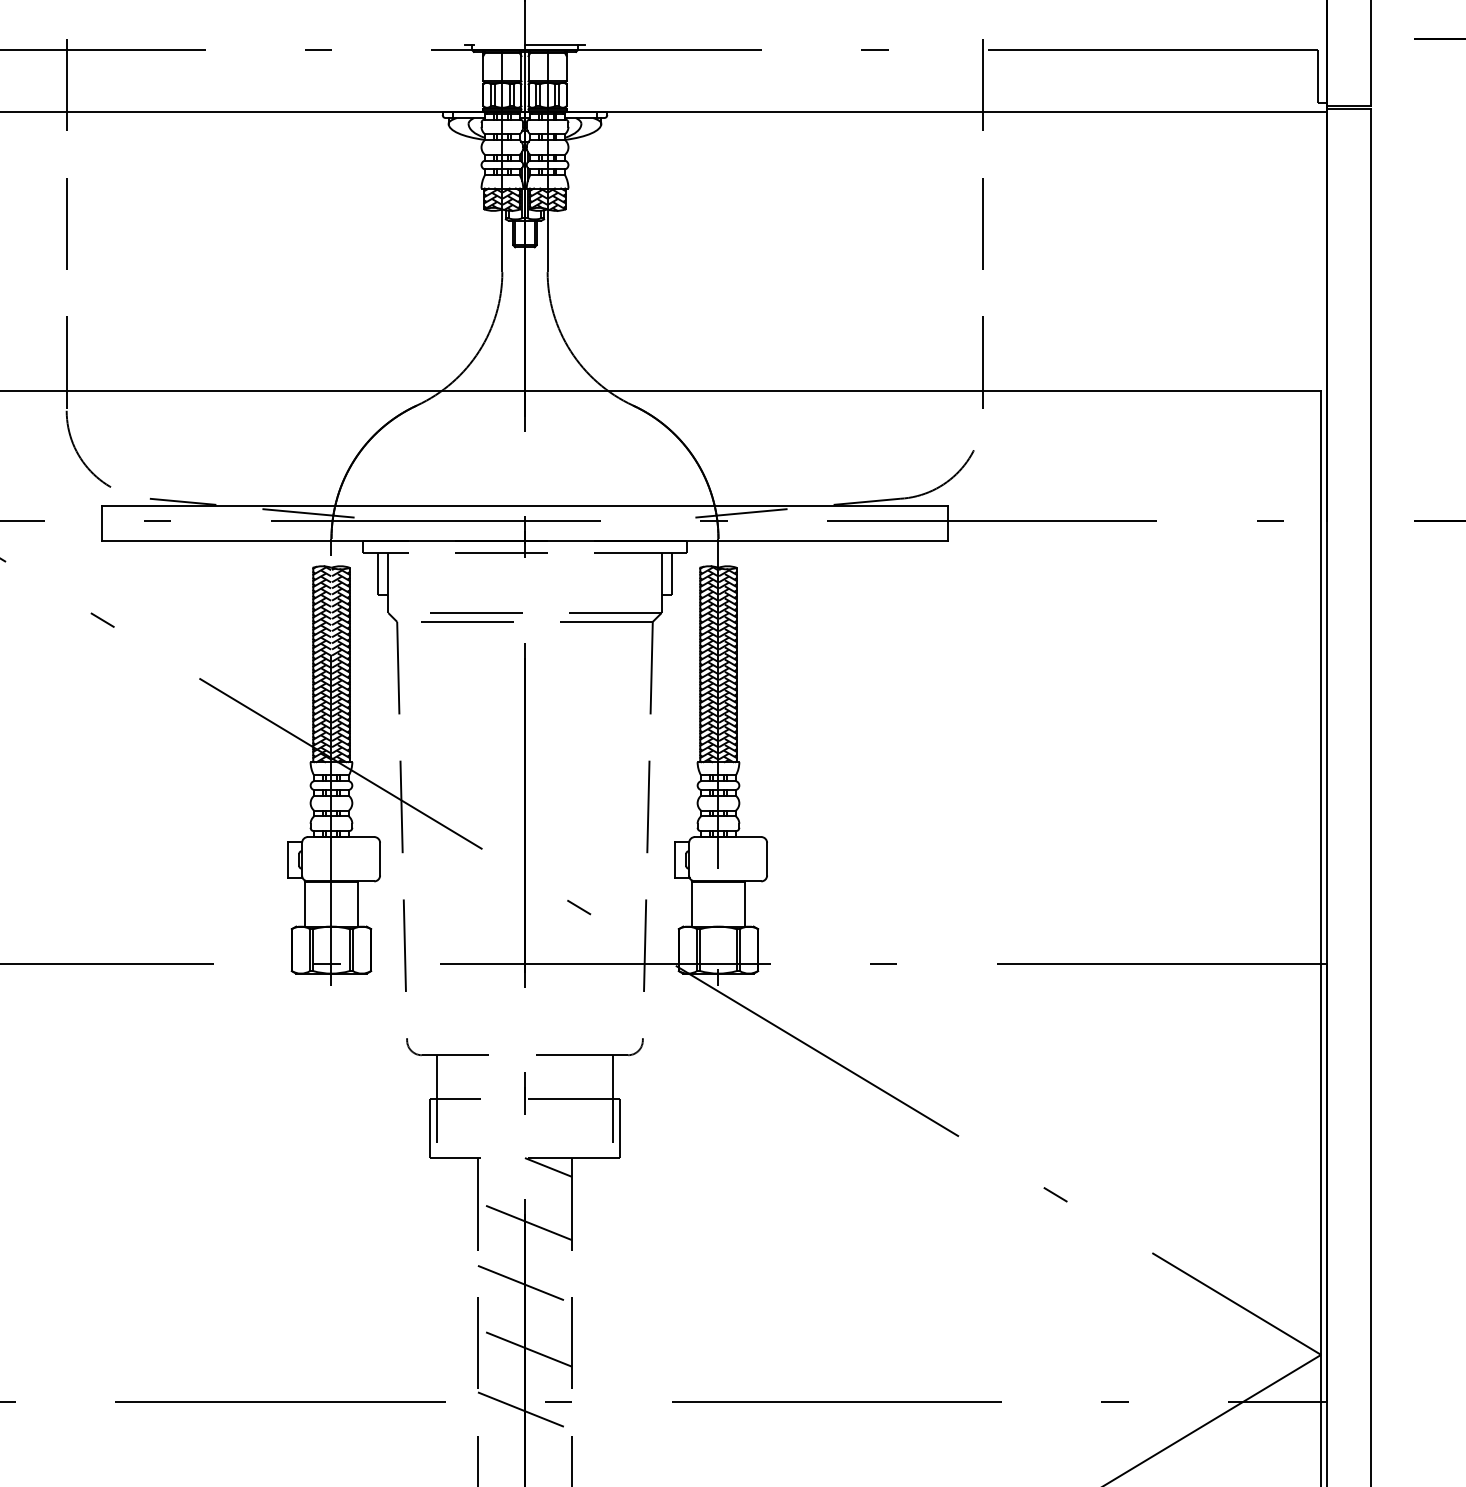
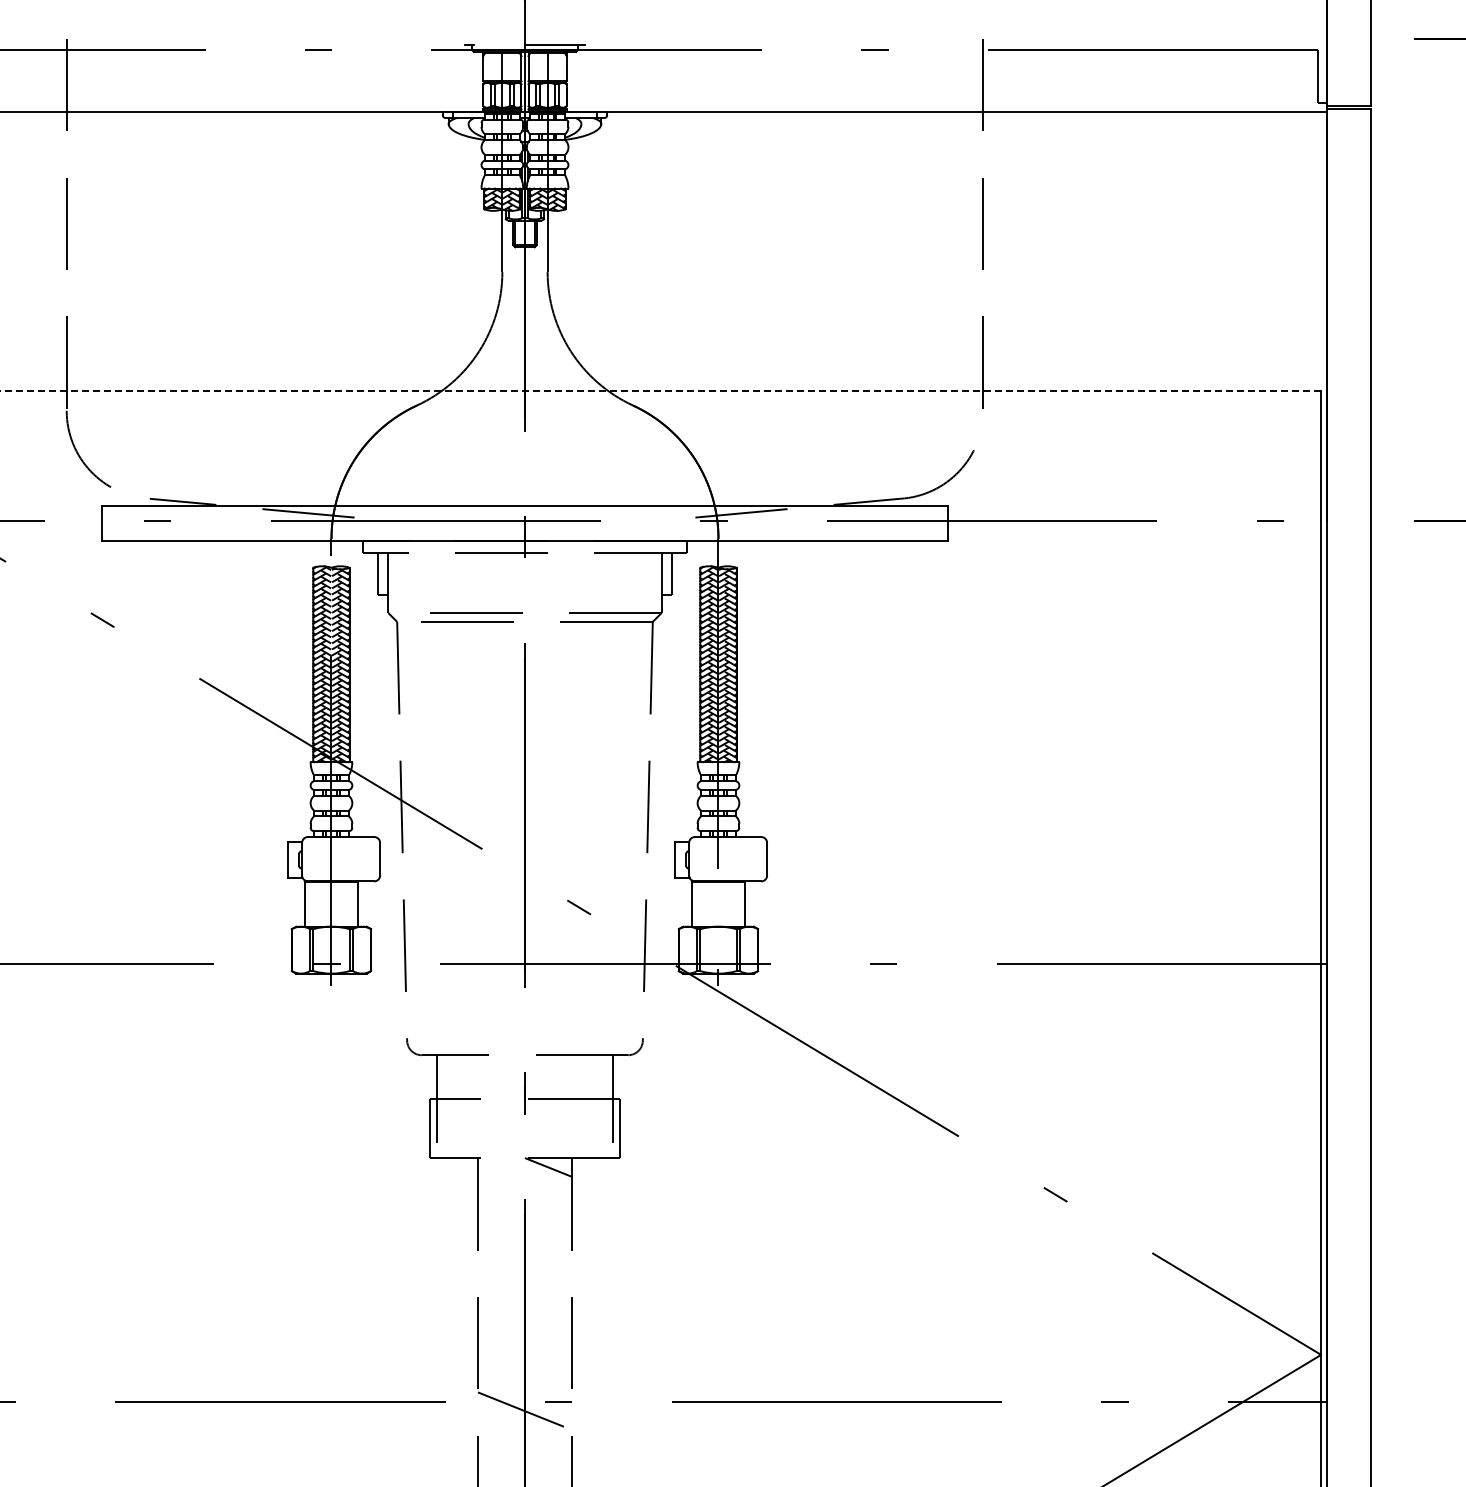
line: solid -> dashed (660, 391)
line: present -> none (524, 1221)
line: present -> none (524, 1284)
line: present -> none (524, 1347)
